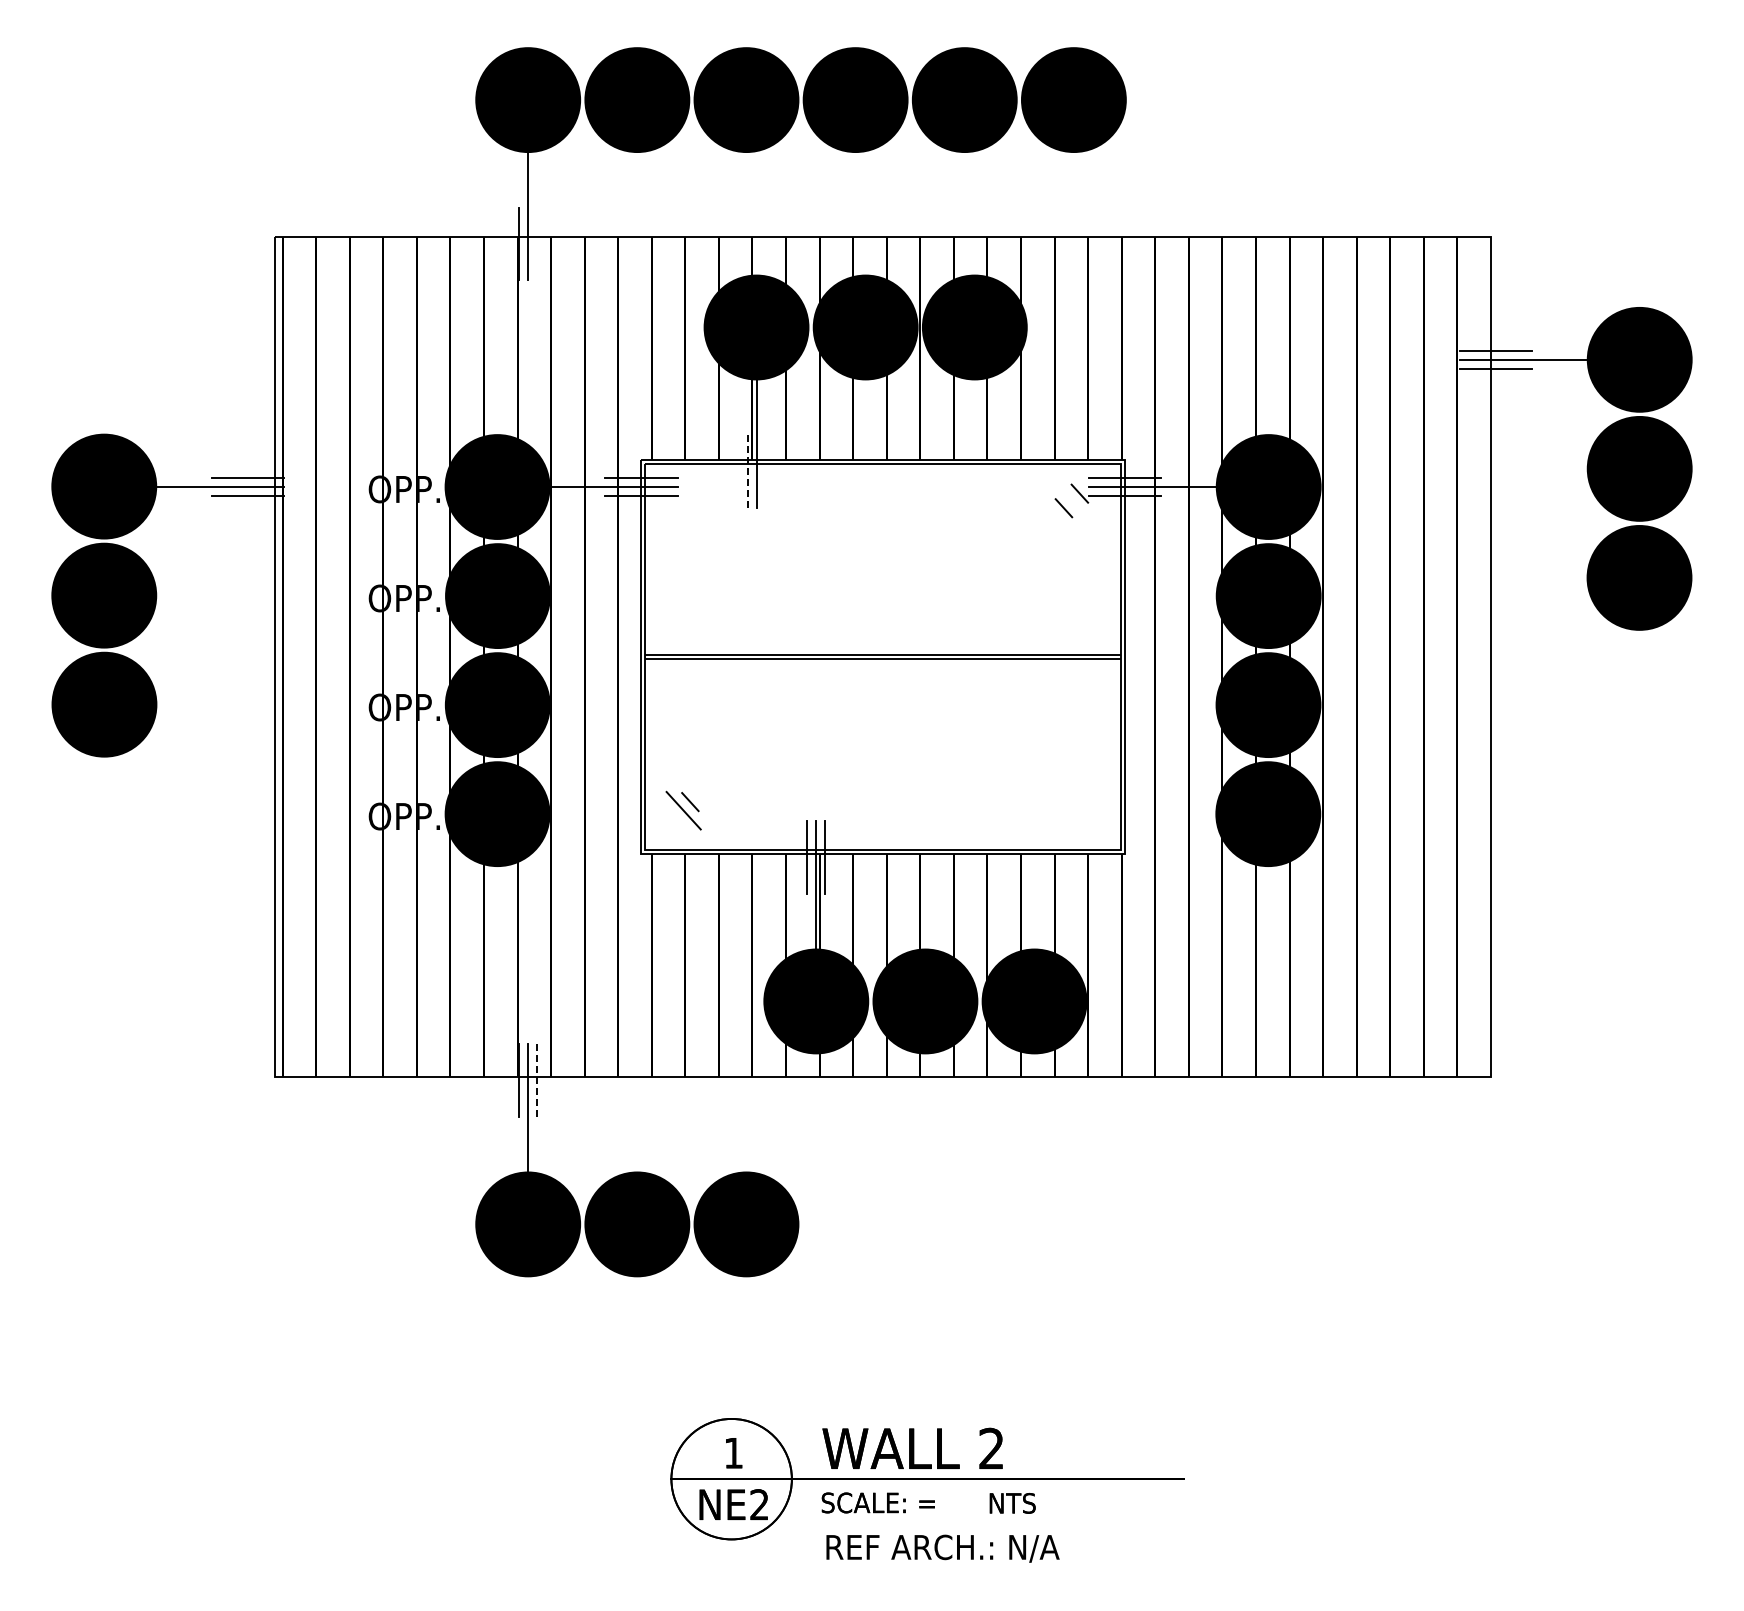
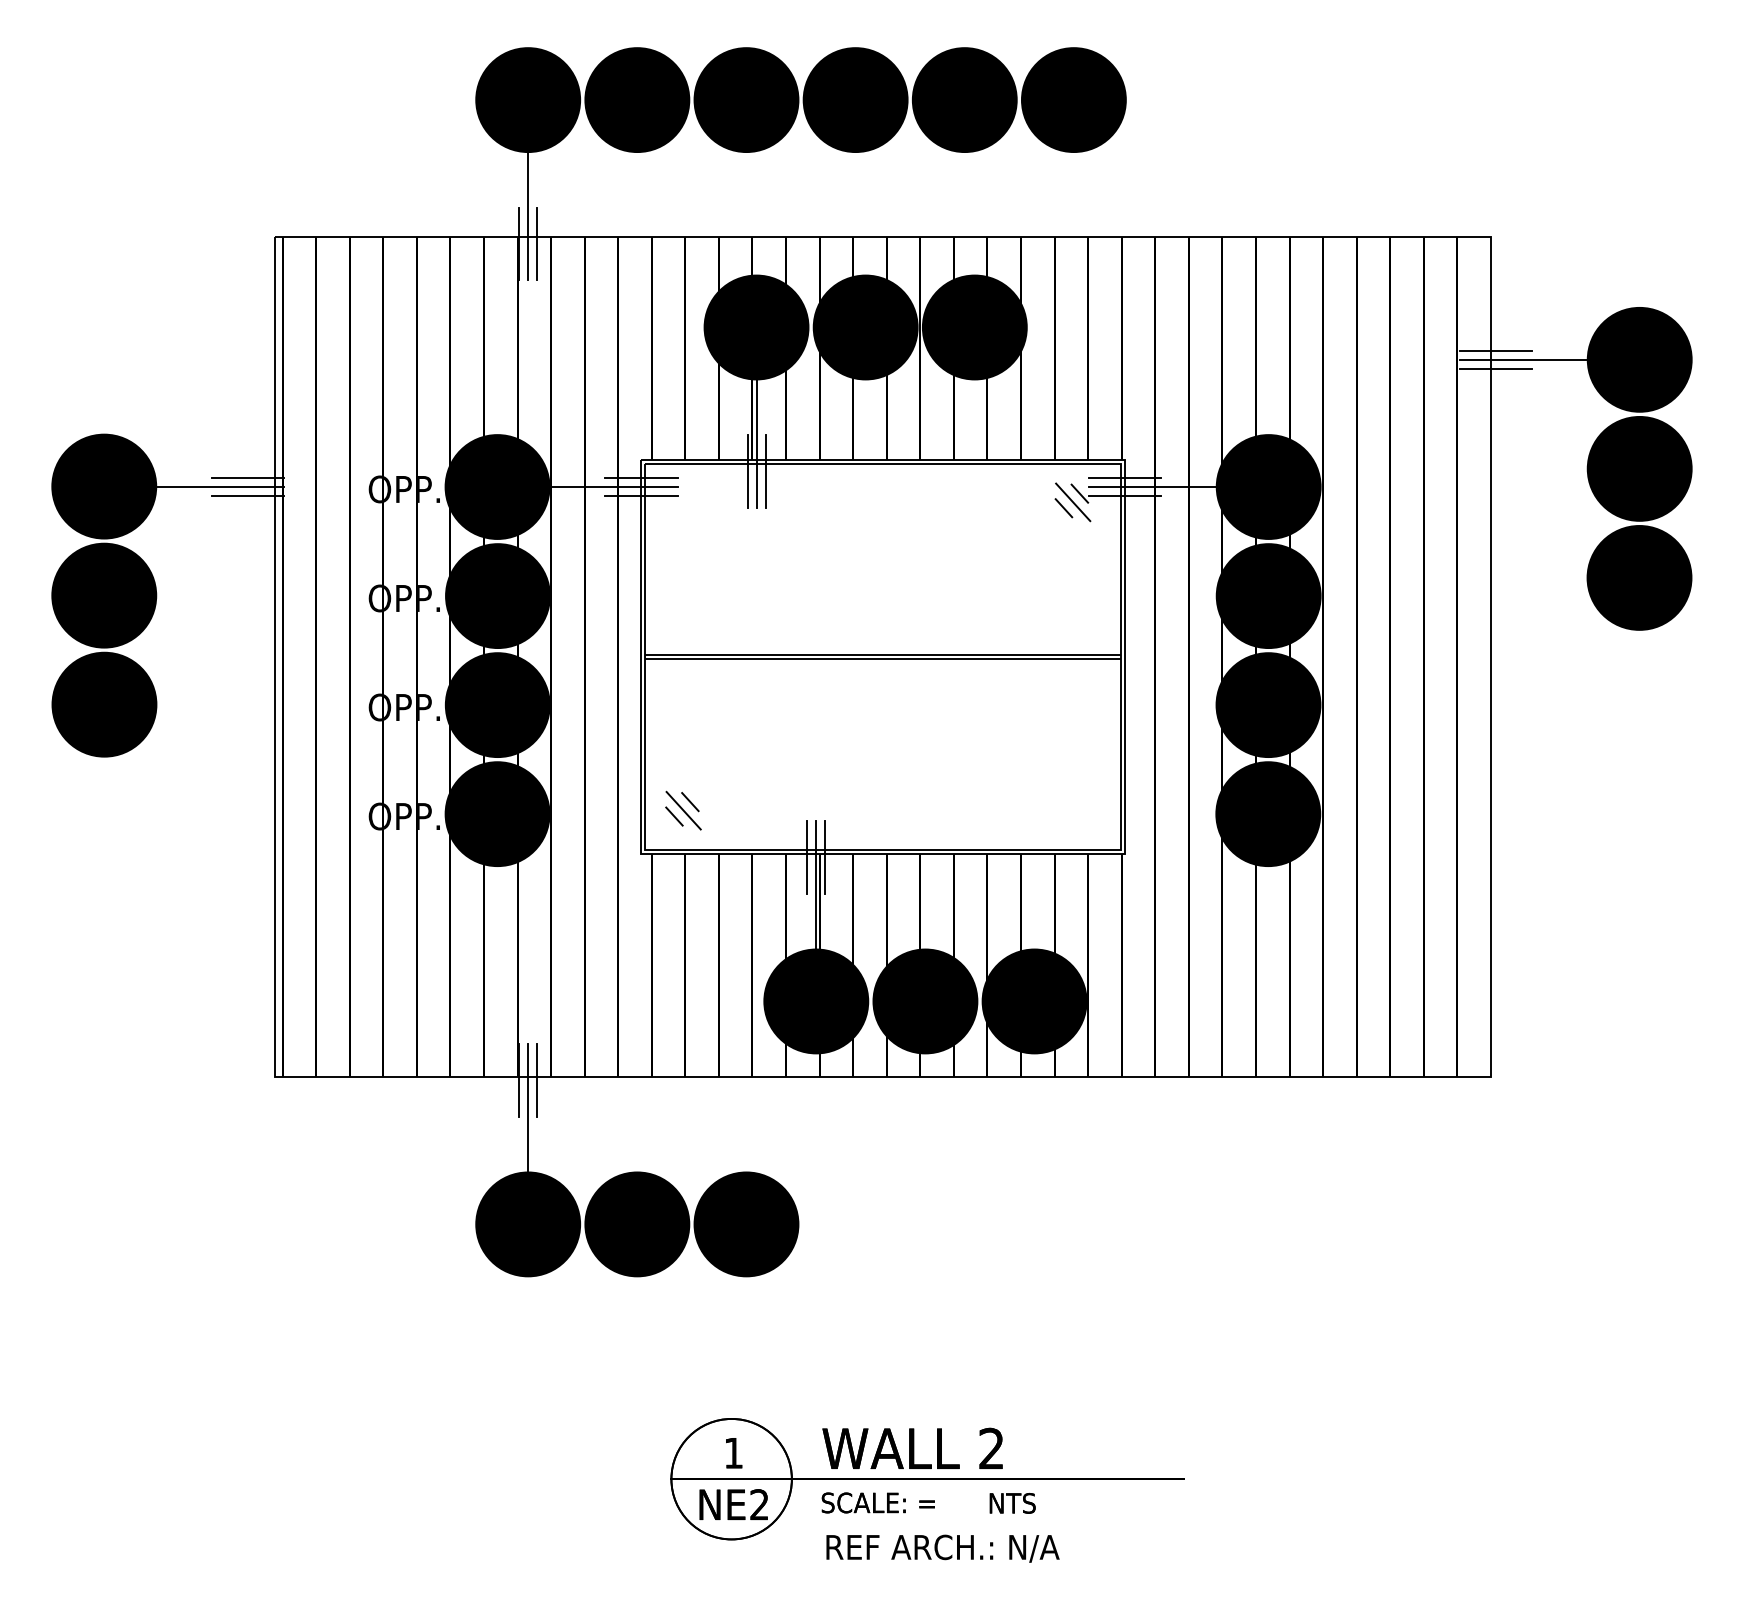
line: none -> present (537, 243)
line: dashed -> solid (747, 471)
line: none -> present (765, 471)
line: none -> present (1073, 502)
line: none -> present (674, 816)
line: dashed -> solid (537, 1079)
